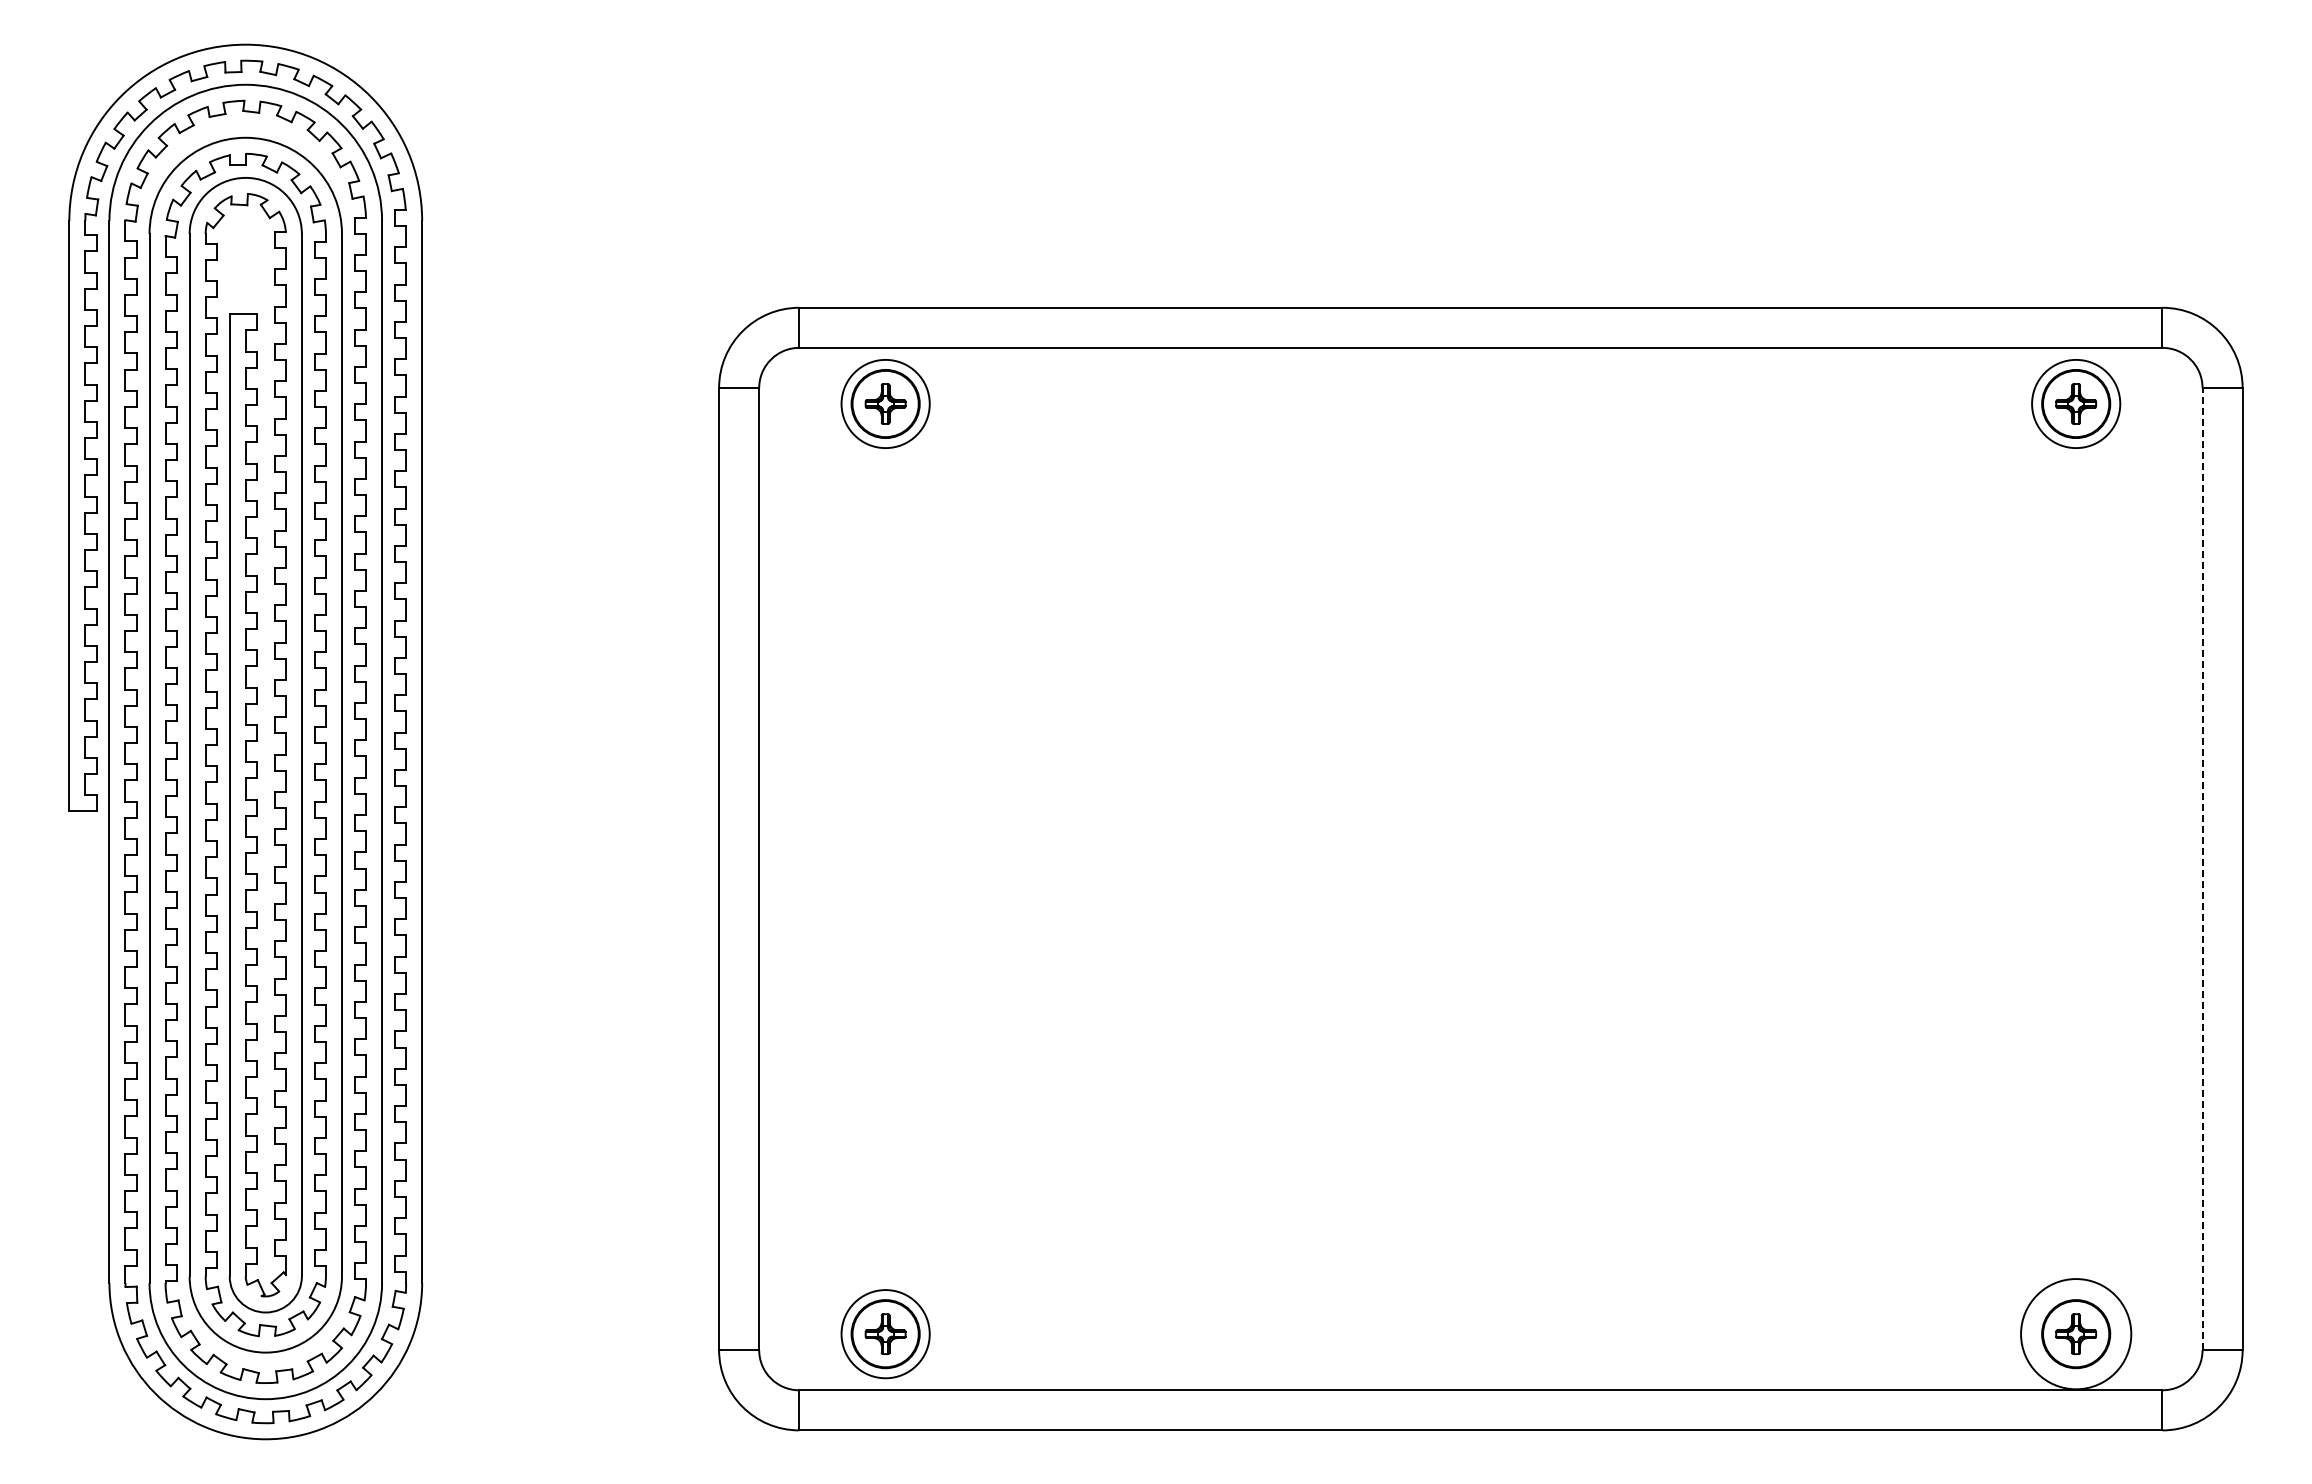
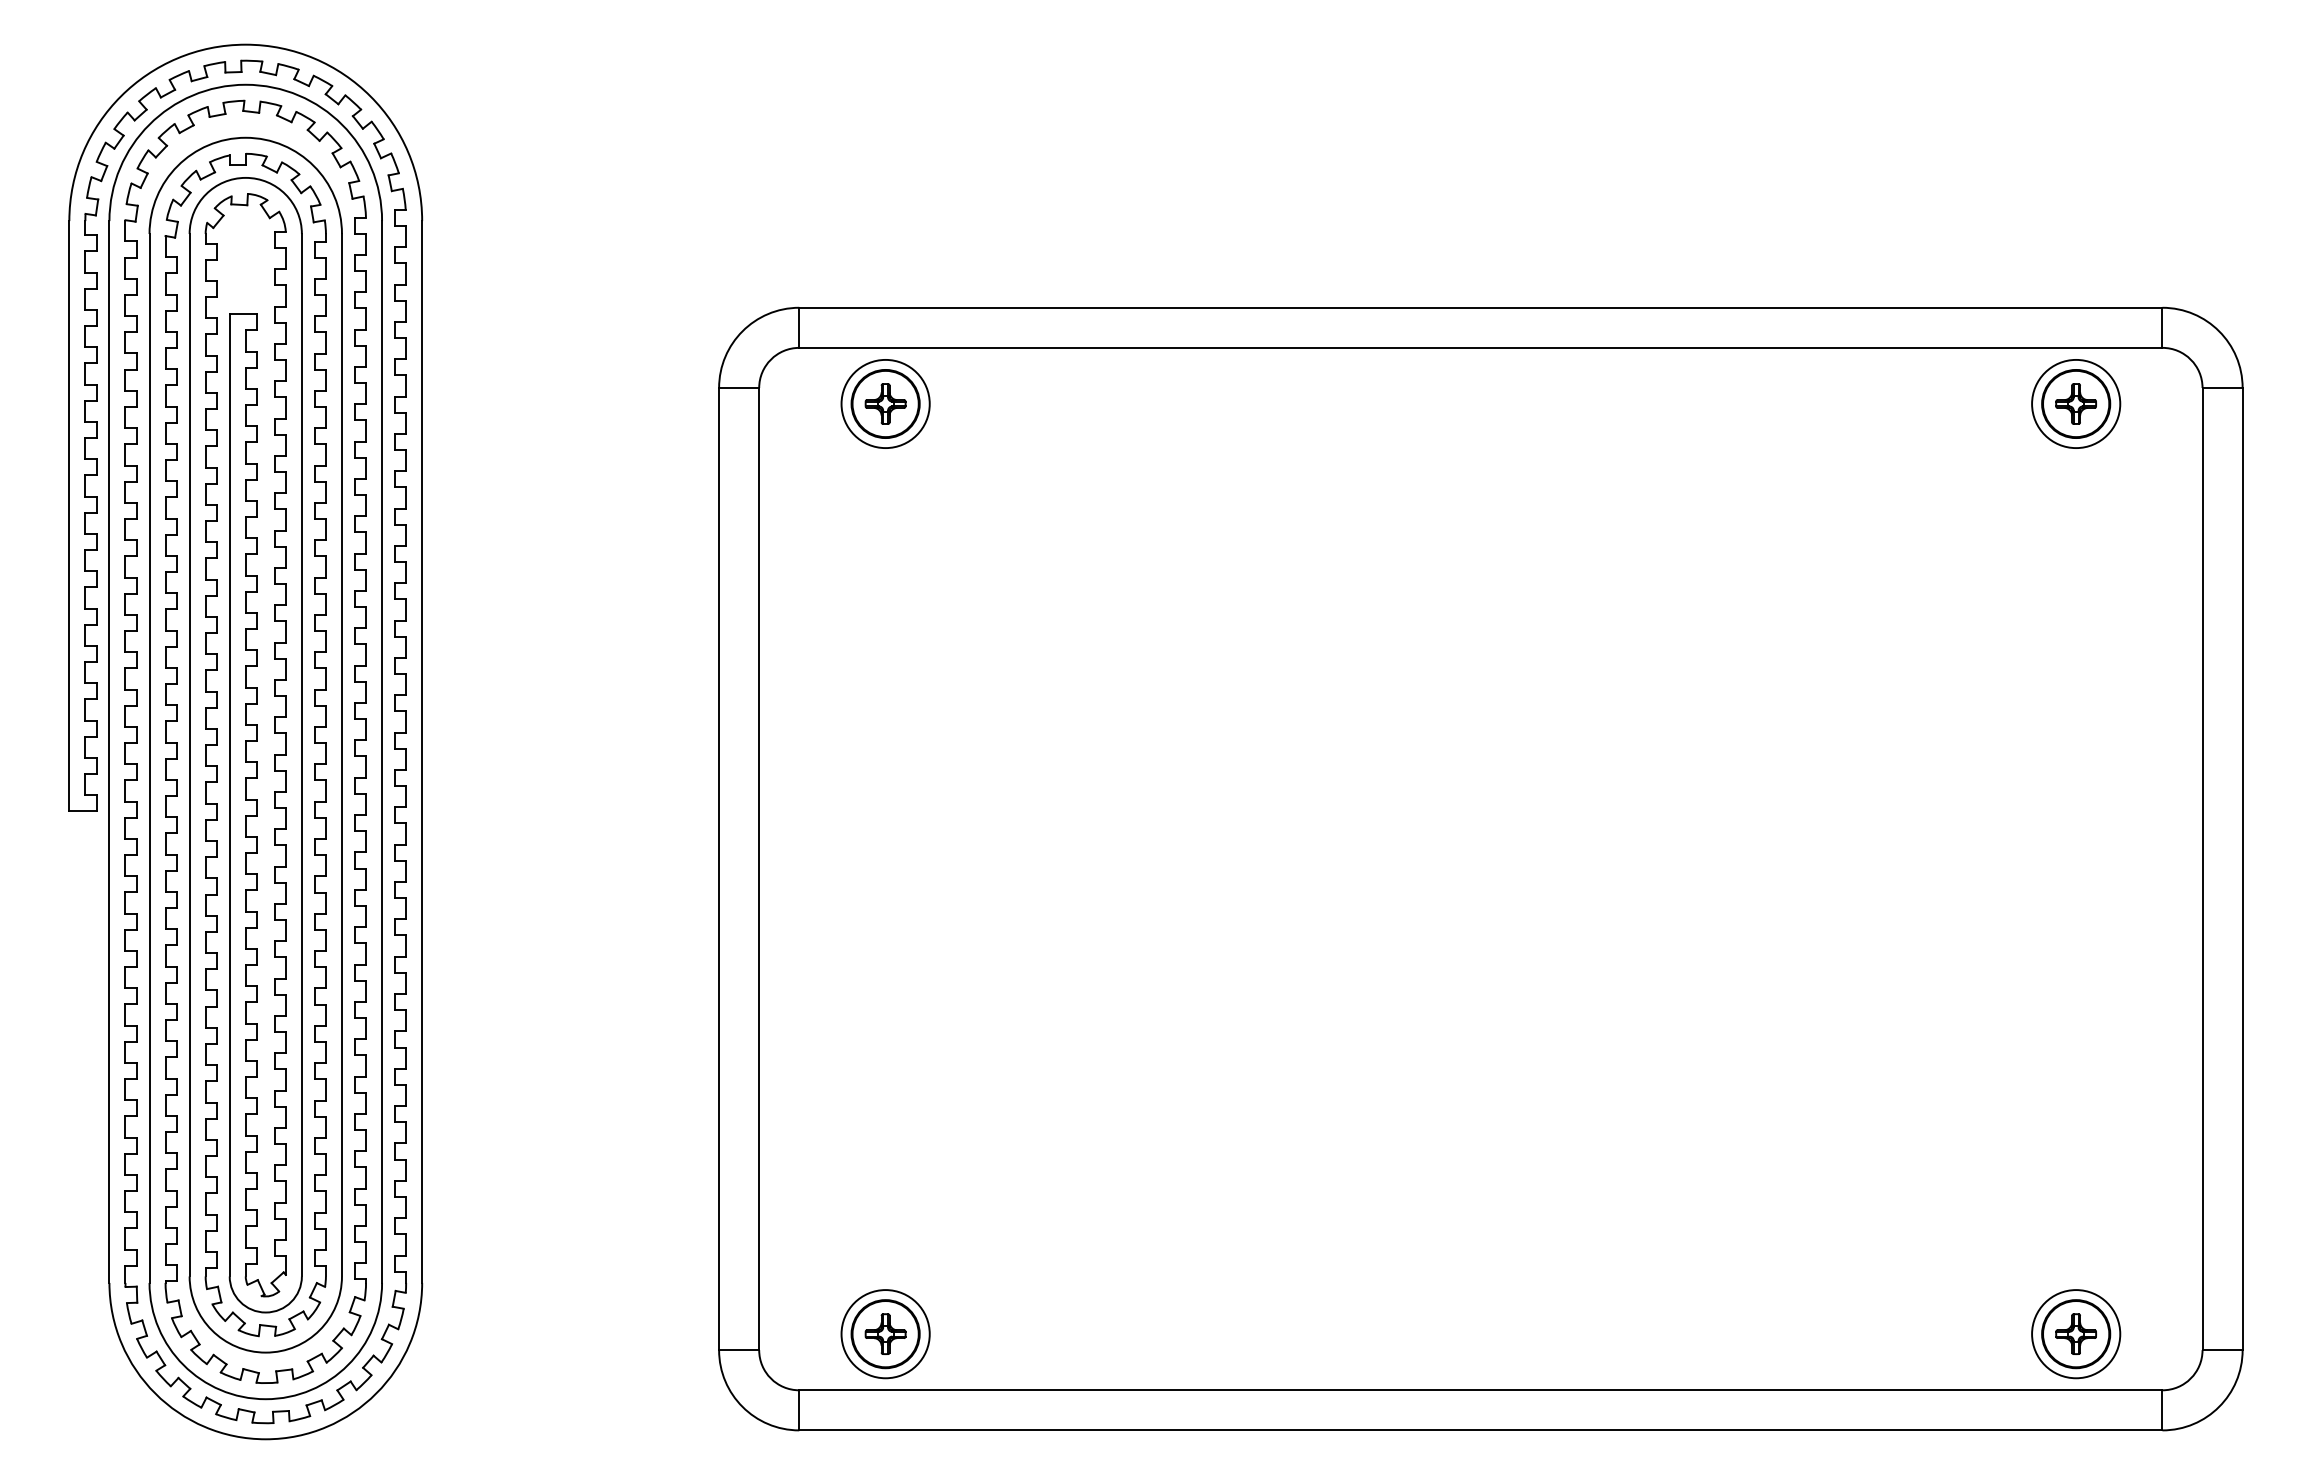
line: dashed -> solid (2202, 868)
circle diameter: 110 px -> 88 px (2076, 1334)
